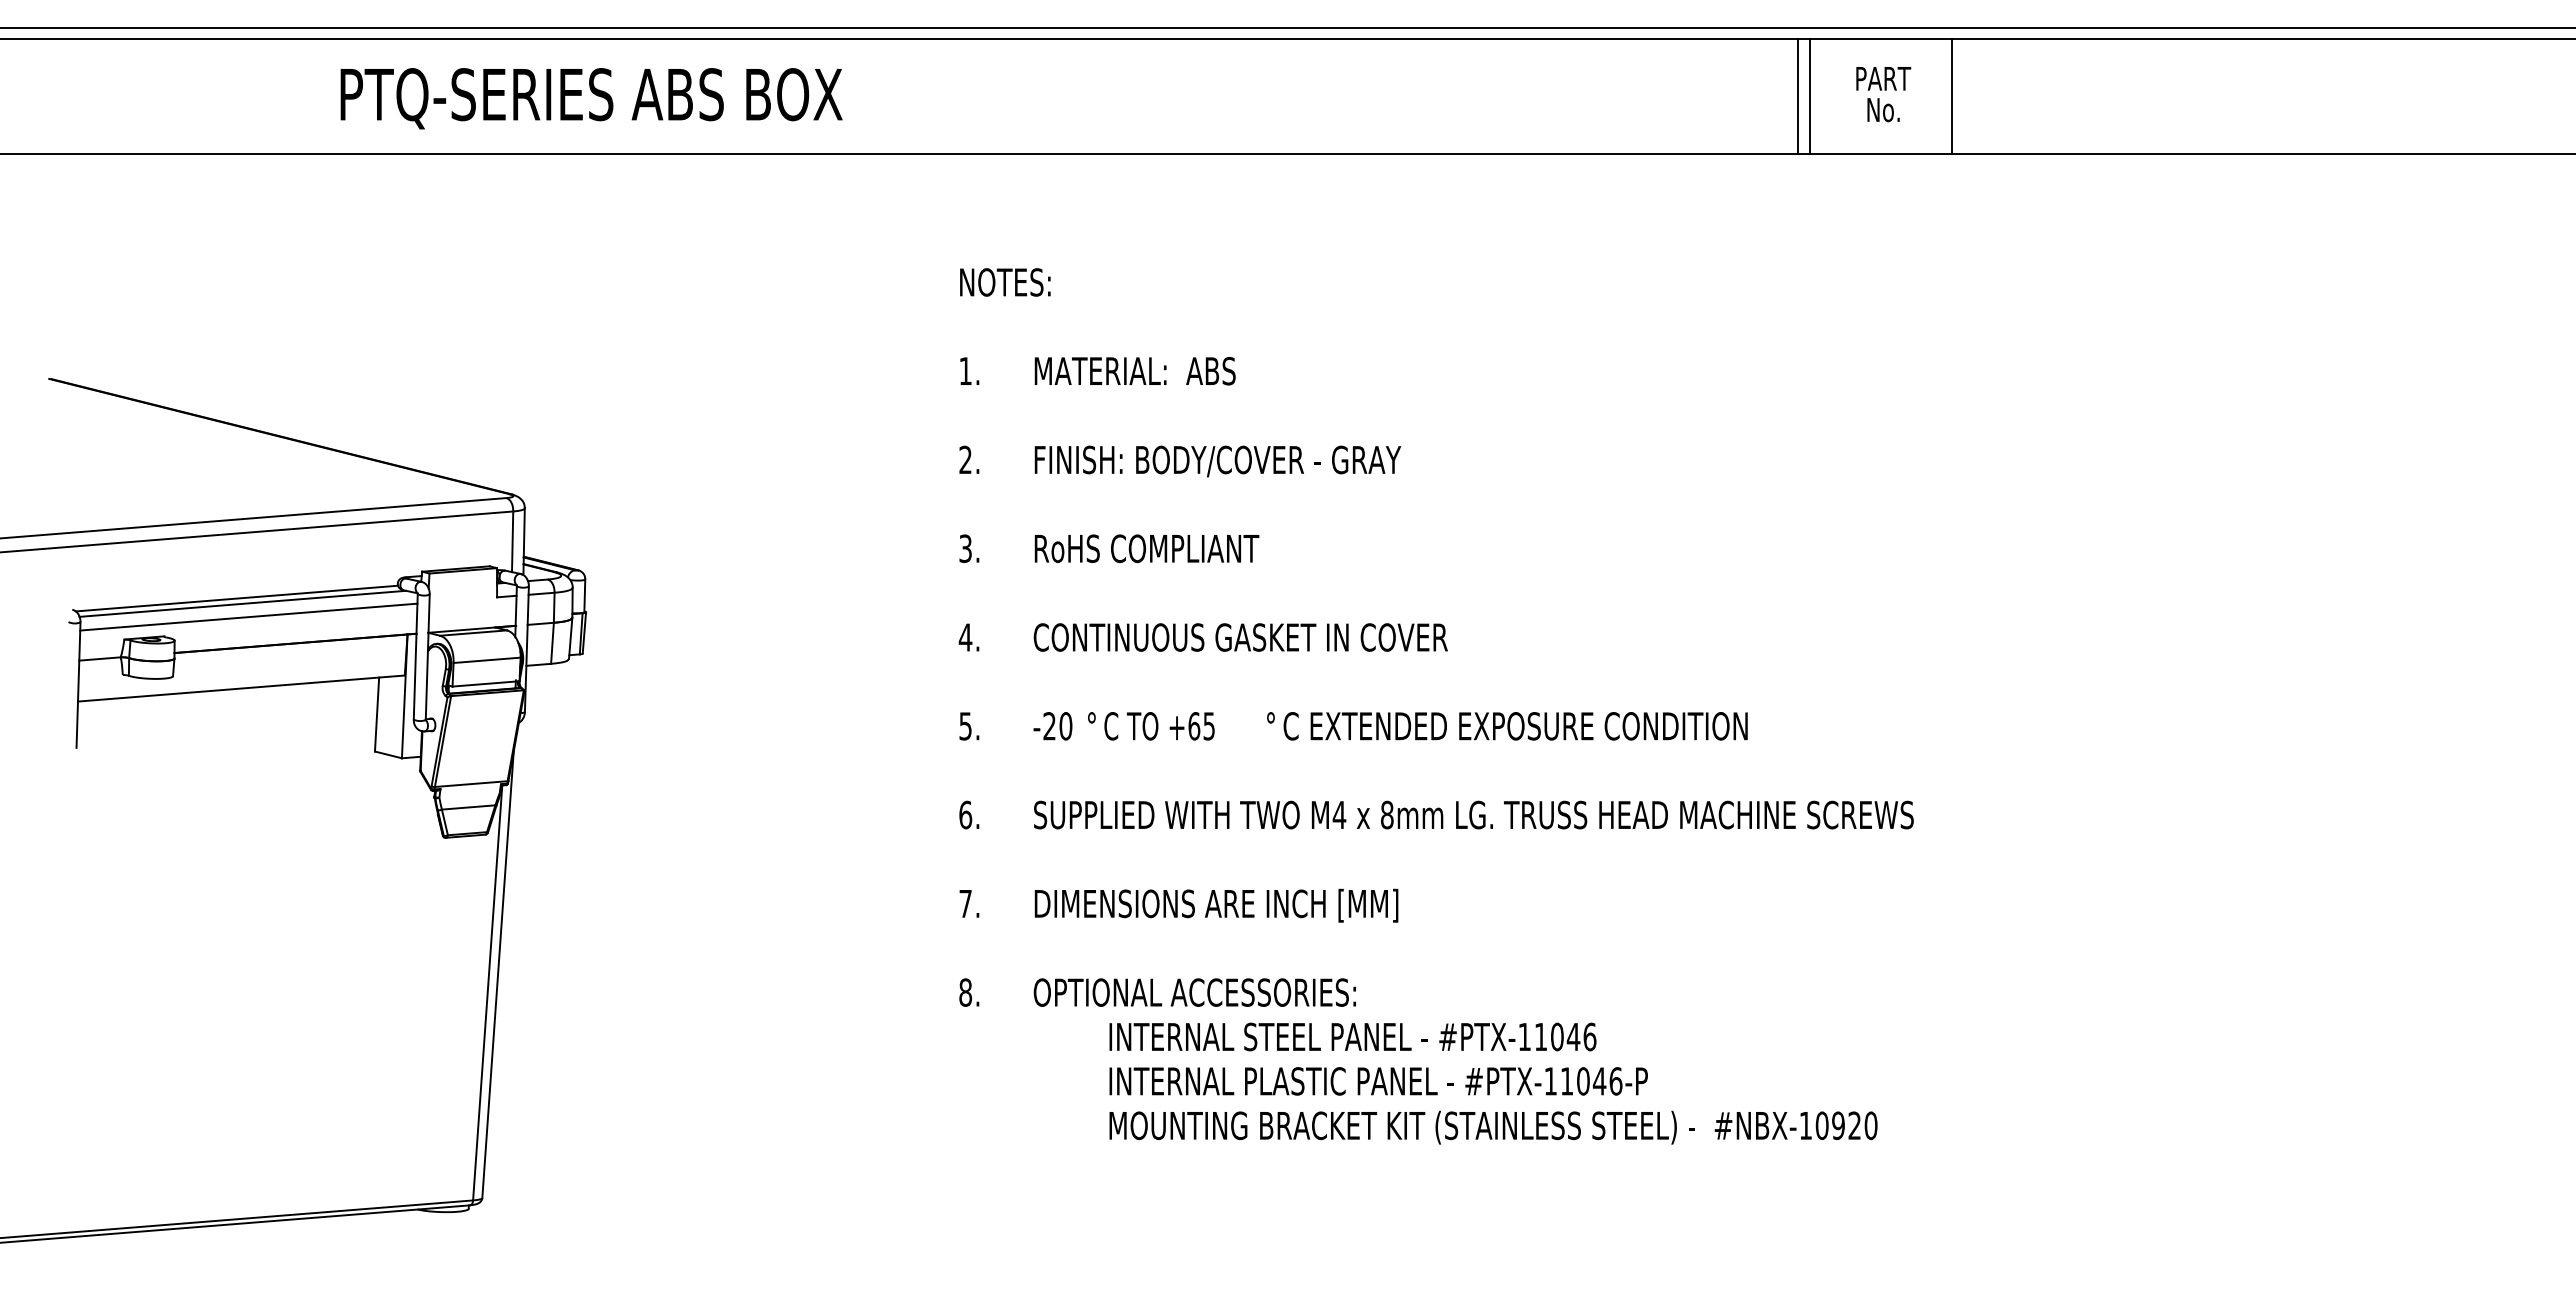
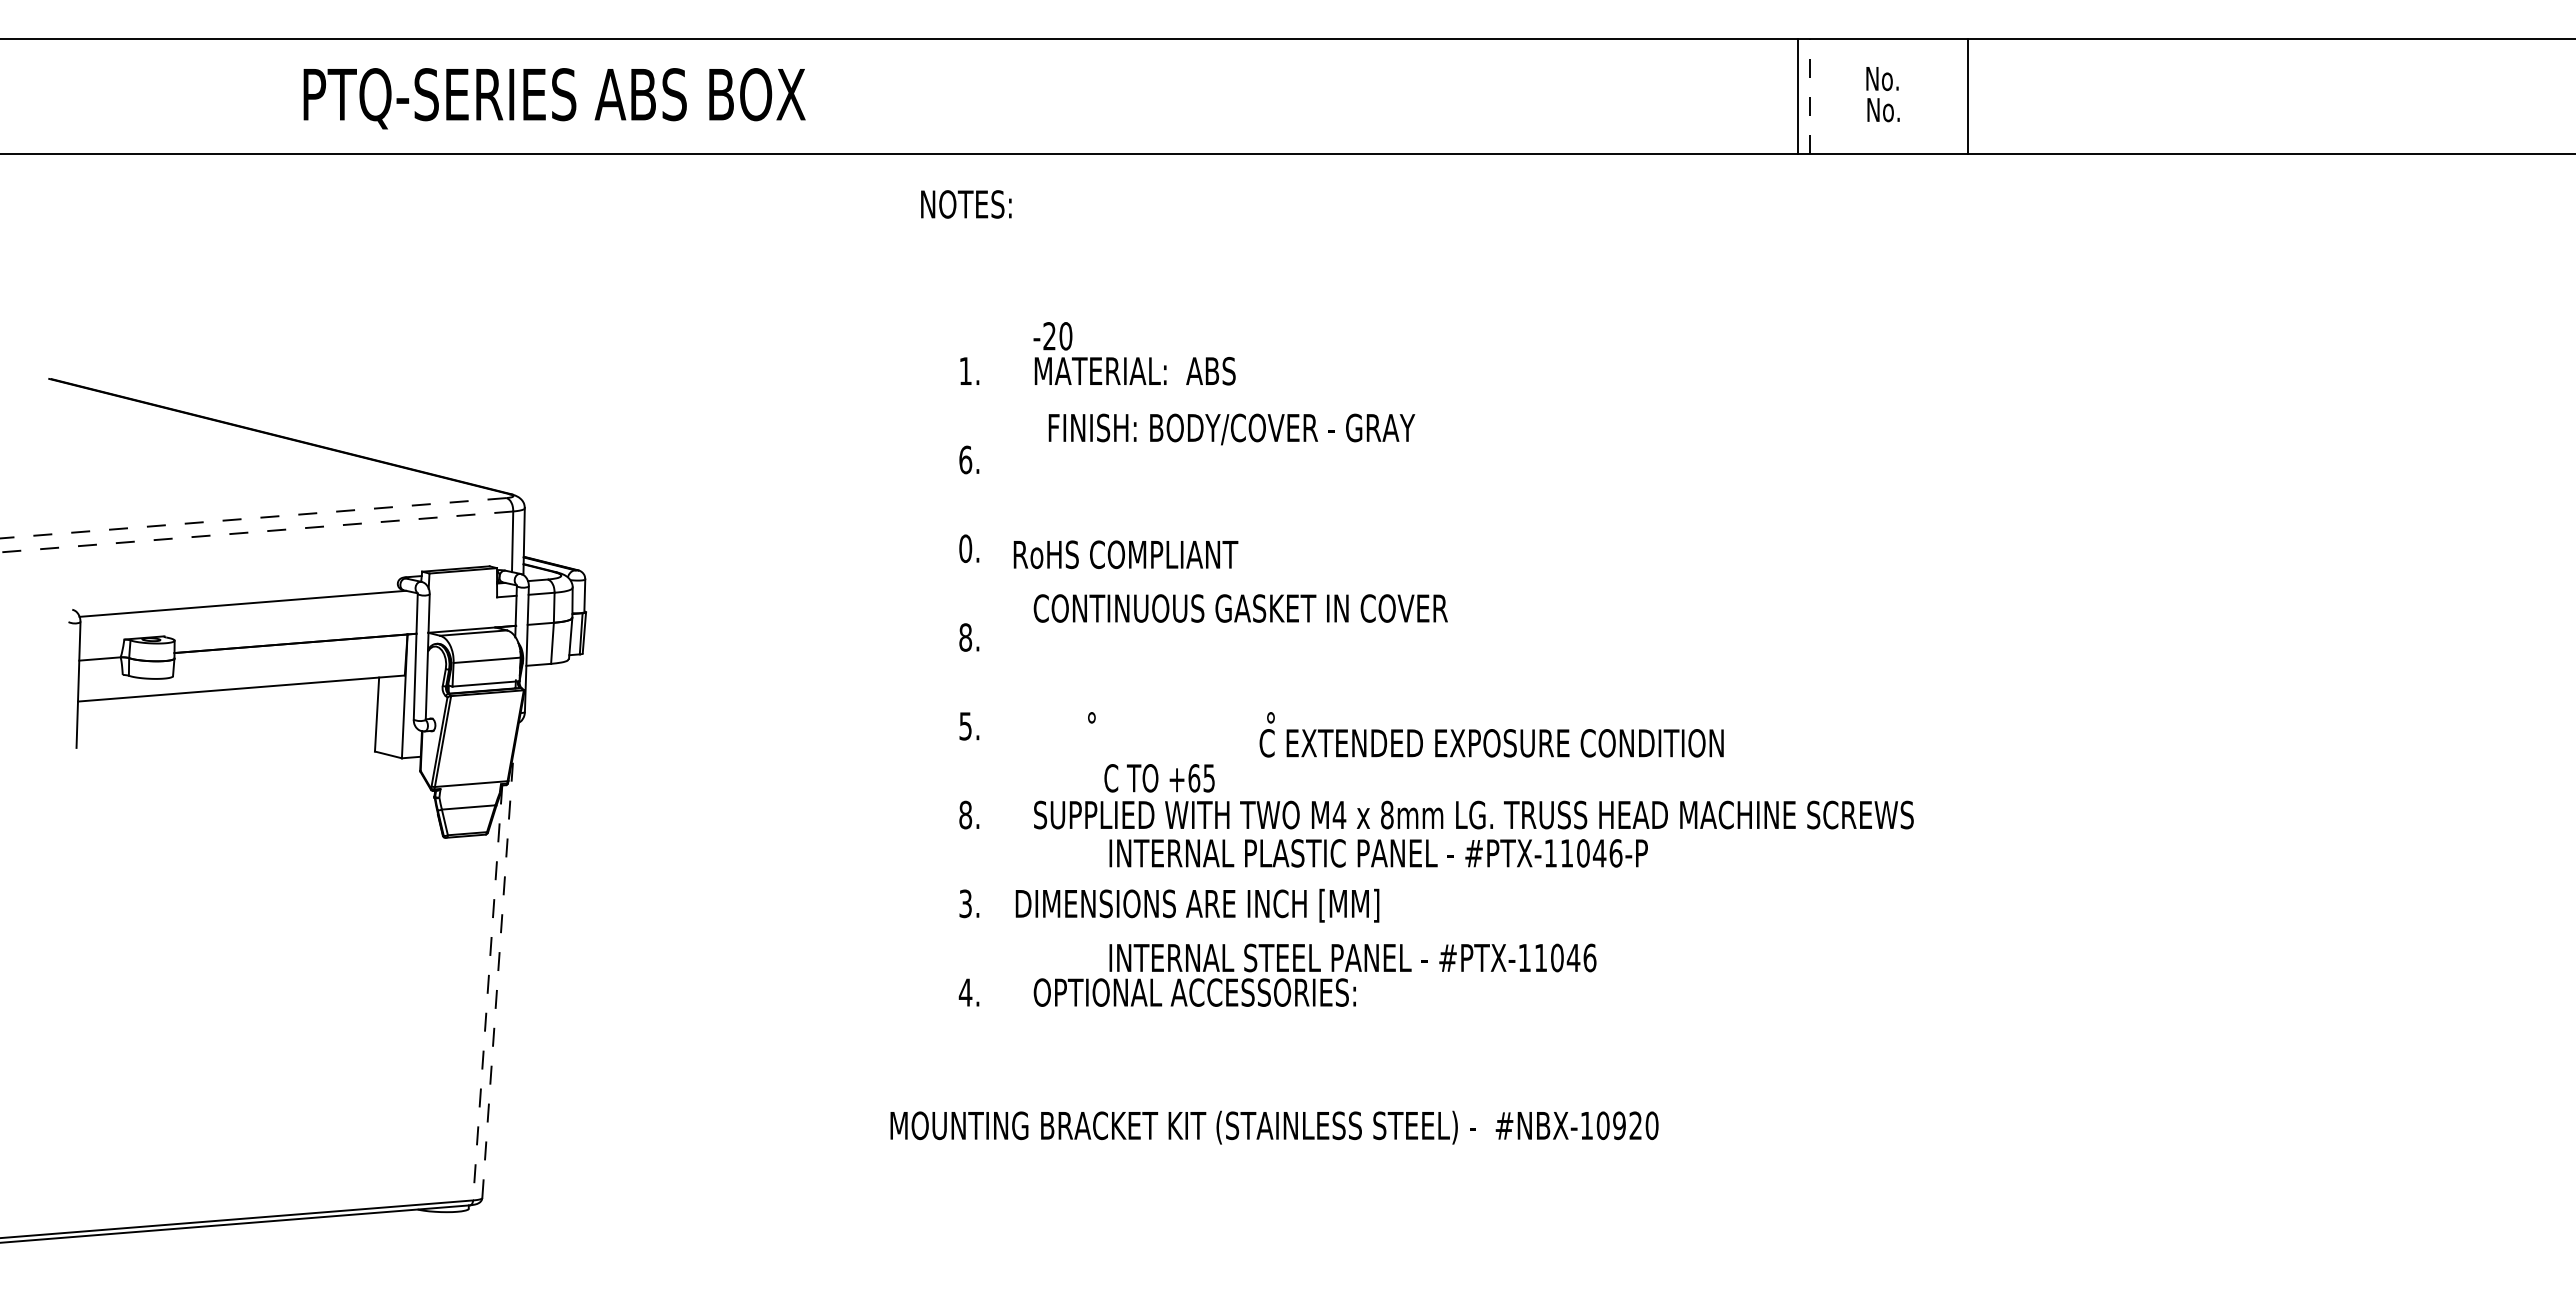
line: present -> none (1287, 28)
text: PART -> No. (1883, 79)
line: solid -> dashed (1809, 96)
line position: (1952, 96) -> (1968, 96) (1968, 96)
text position: (591, 98) -> (554, 98) (554, 98)
text position: (1005, 282) -> (966, 204) (966, 204)
text: 2. -> 6. (965, 459)
text position: (1217, 461) -> (1231, 429) (1231, 429)
line: solid -> dashed (253, 518)
line: solid -> dashed (256, 531)
text: 3. -> 0. (965, 548)
text position: (1146, 548) -> (1125, 554) (1125, 554)
line: present -> none (236, 598)
line: present -> none (248, 616)
text: 4. -> 8. (965, 637)
text position: (1240, 637) -> (1240, 608) (1240, 608)
text position: (1052, 726) -> (1052, 336) (1052, 336)
text position: (1159, 726) -> (1159, 778) (1159, 778)
text position: (1515, 726) -> (1491, 743) (1491, 743)
text: 6. -> 8. (965, 814)
text: 7. -> 3. (965, 903)
text position: (1216, 905) -> (1197, 905) (1197, 905)
line: solid -> dashed (498, 974)
line: solid -> dashed (487, 992)
text: 8. -> 4. (965, 992)
text position: (1352, 1036) -> (1352, 957) (1352, 957)
text position: (1378, 1081) -> (1378, 853) (1378, 853)
text position: (1493, 1127) -> (1274, 1127) (1274, 1127)
